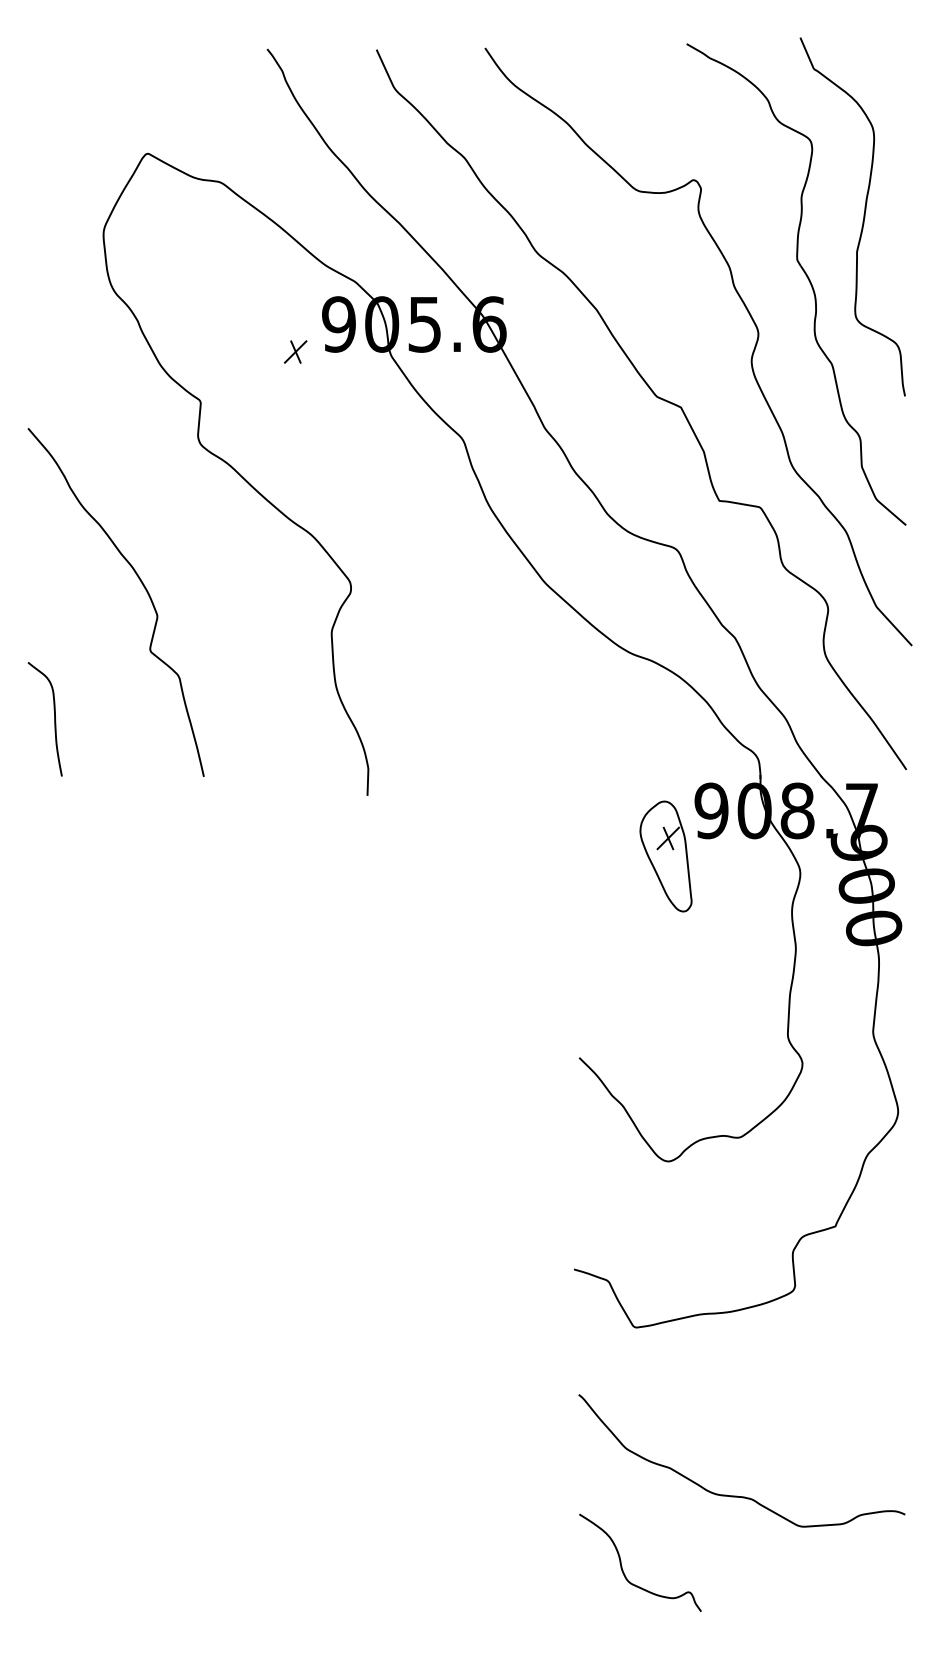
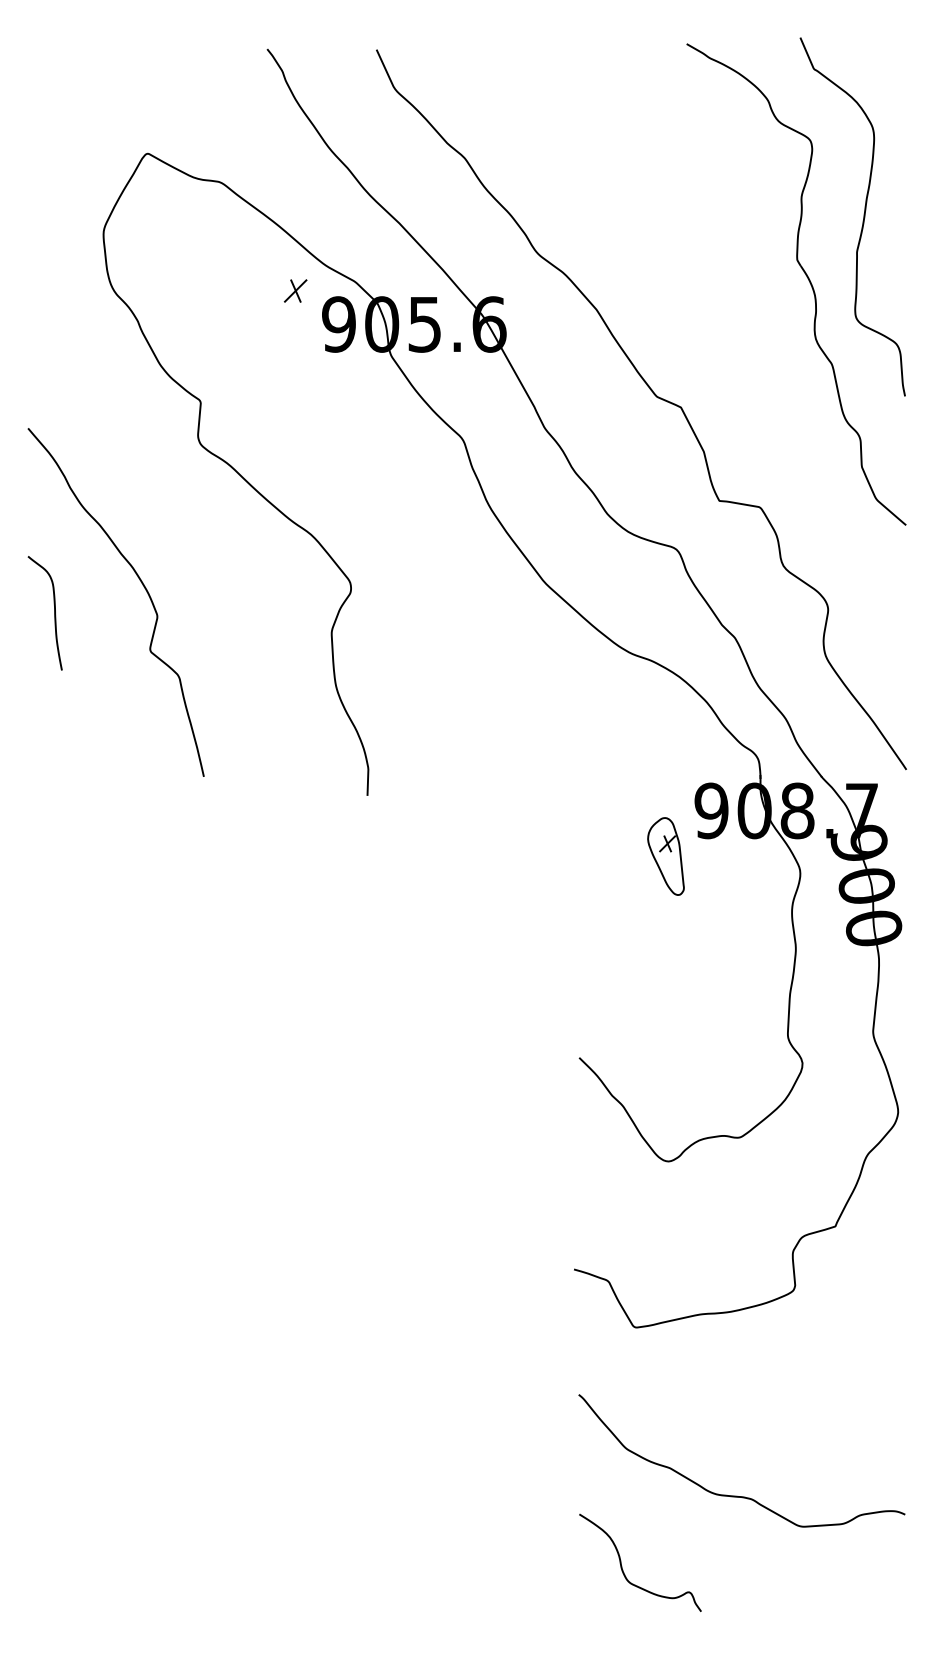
part position: (295, 351) -> (295, 290) (295, 290)
curve: present -> none (751, 354)
curve position: (54, 719) -> (54, 613) (54, 613)
part size: 54x113 px -> 38x79 px (665, 856)
